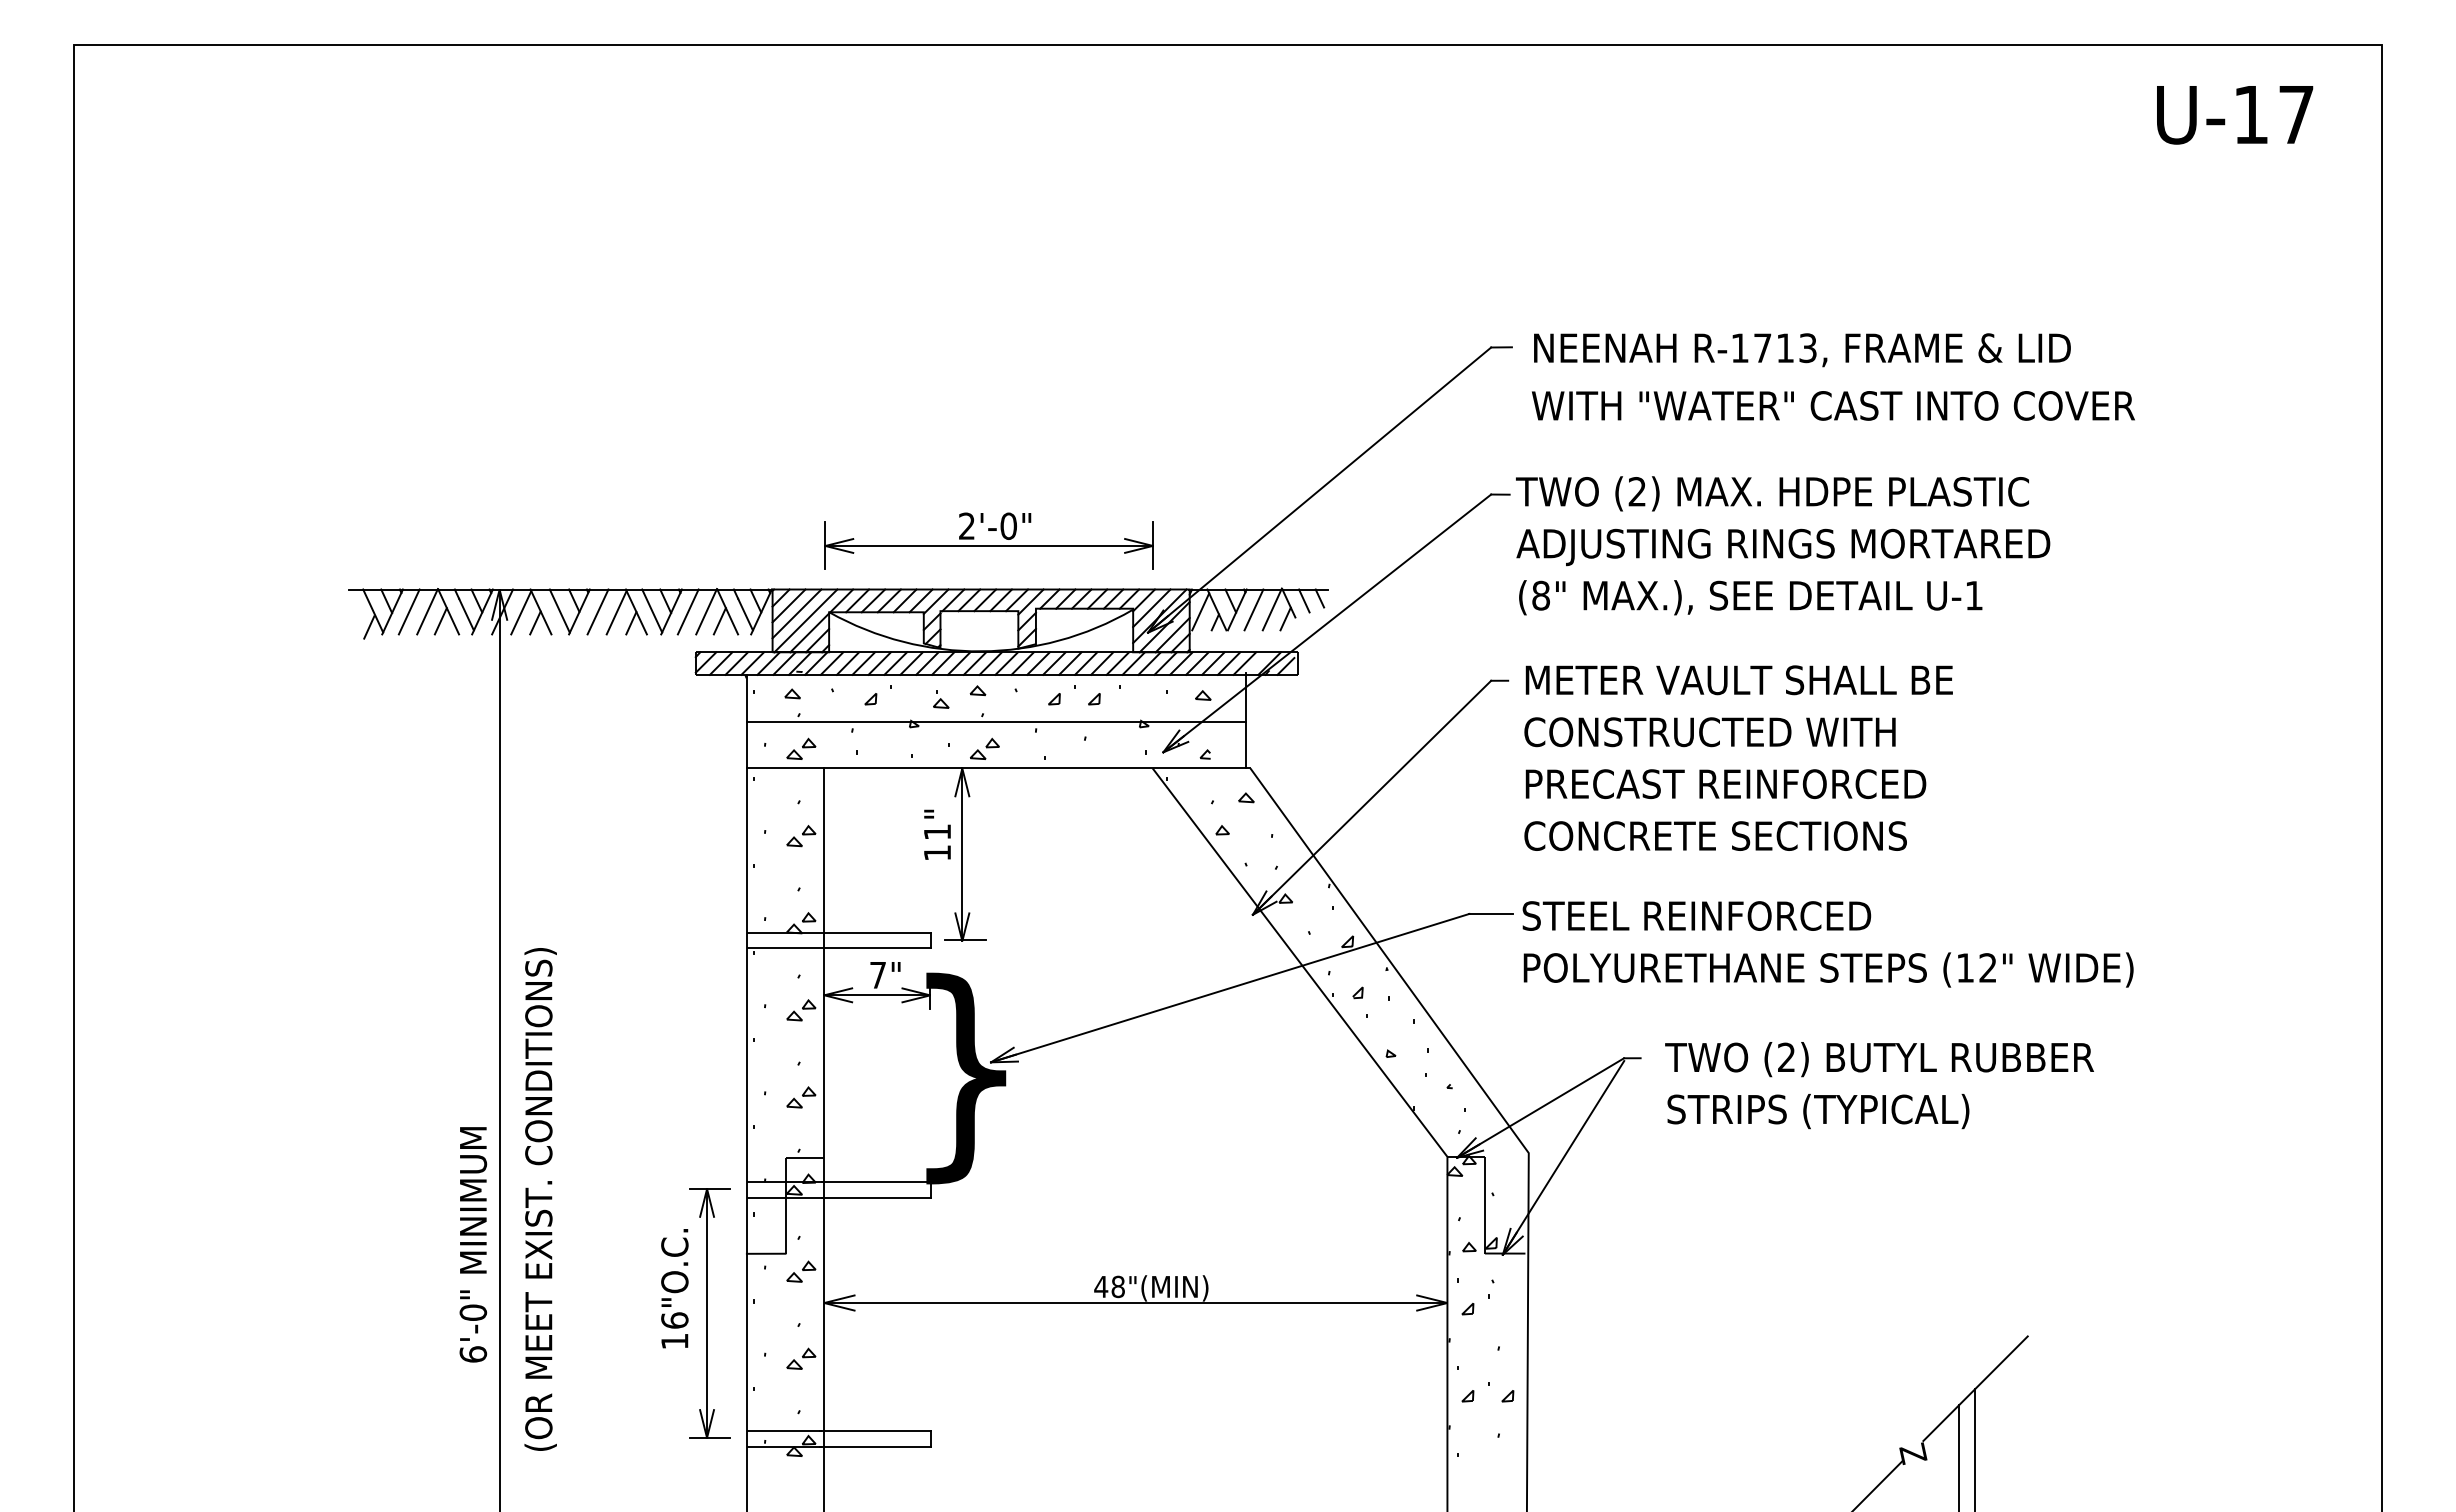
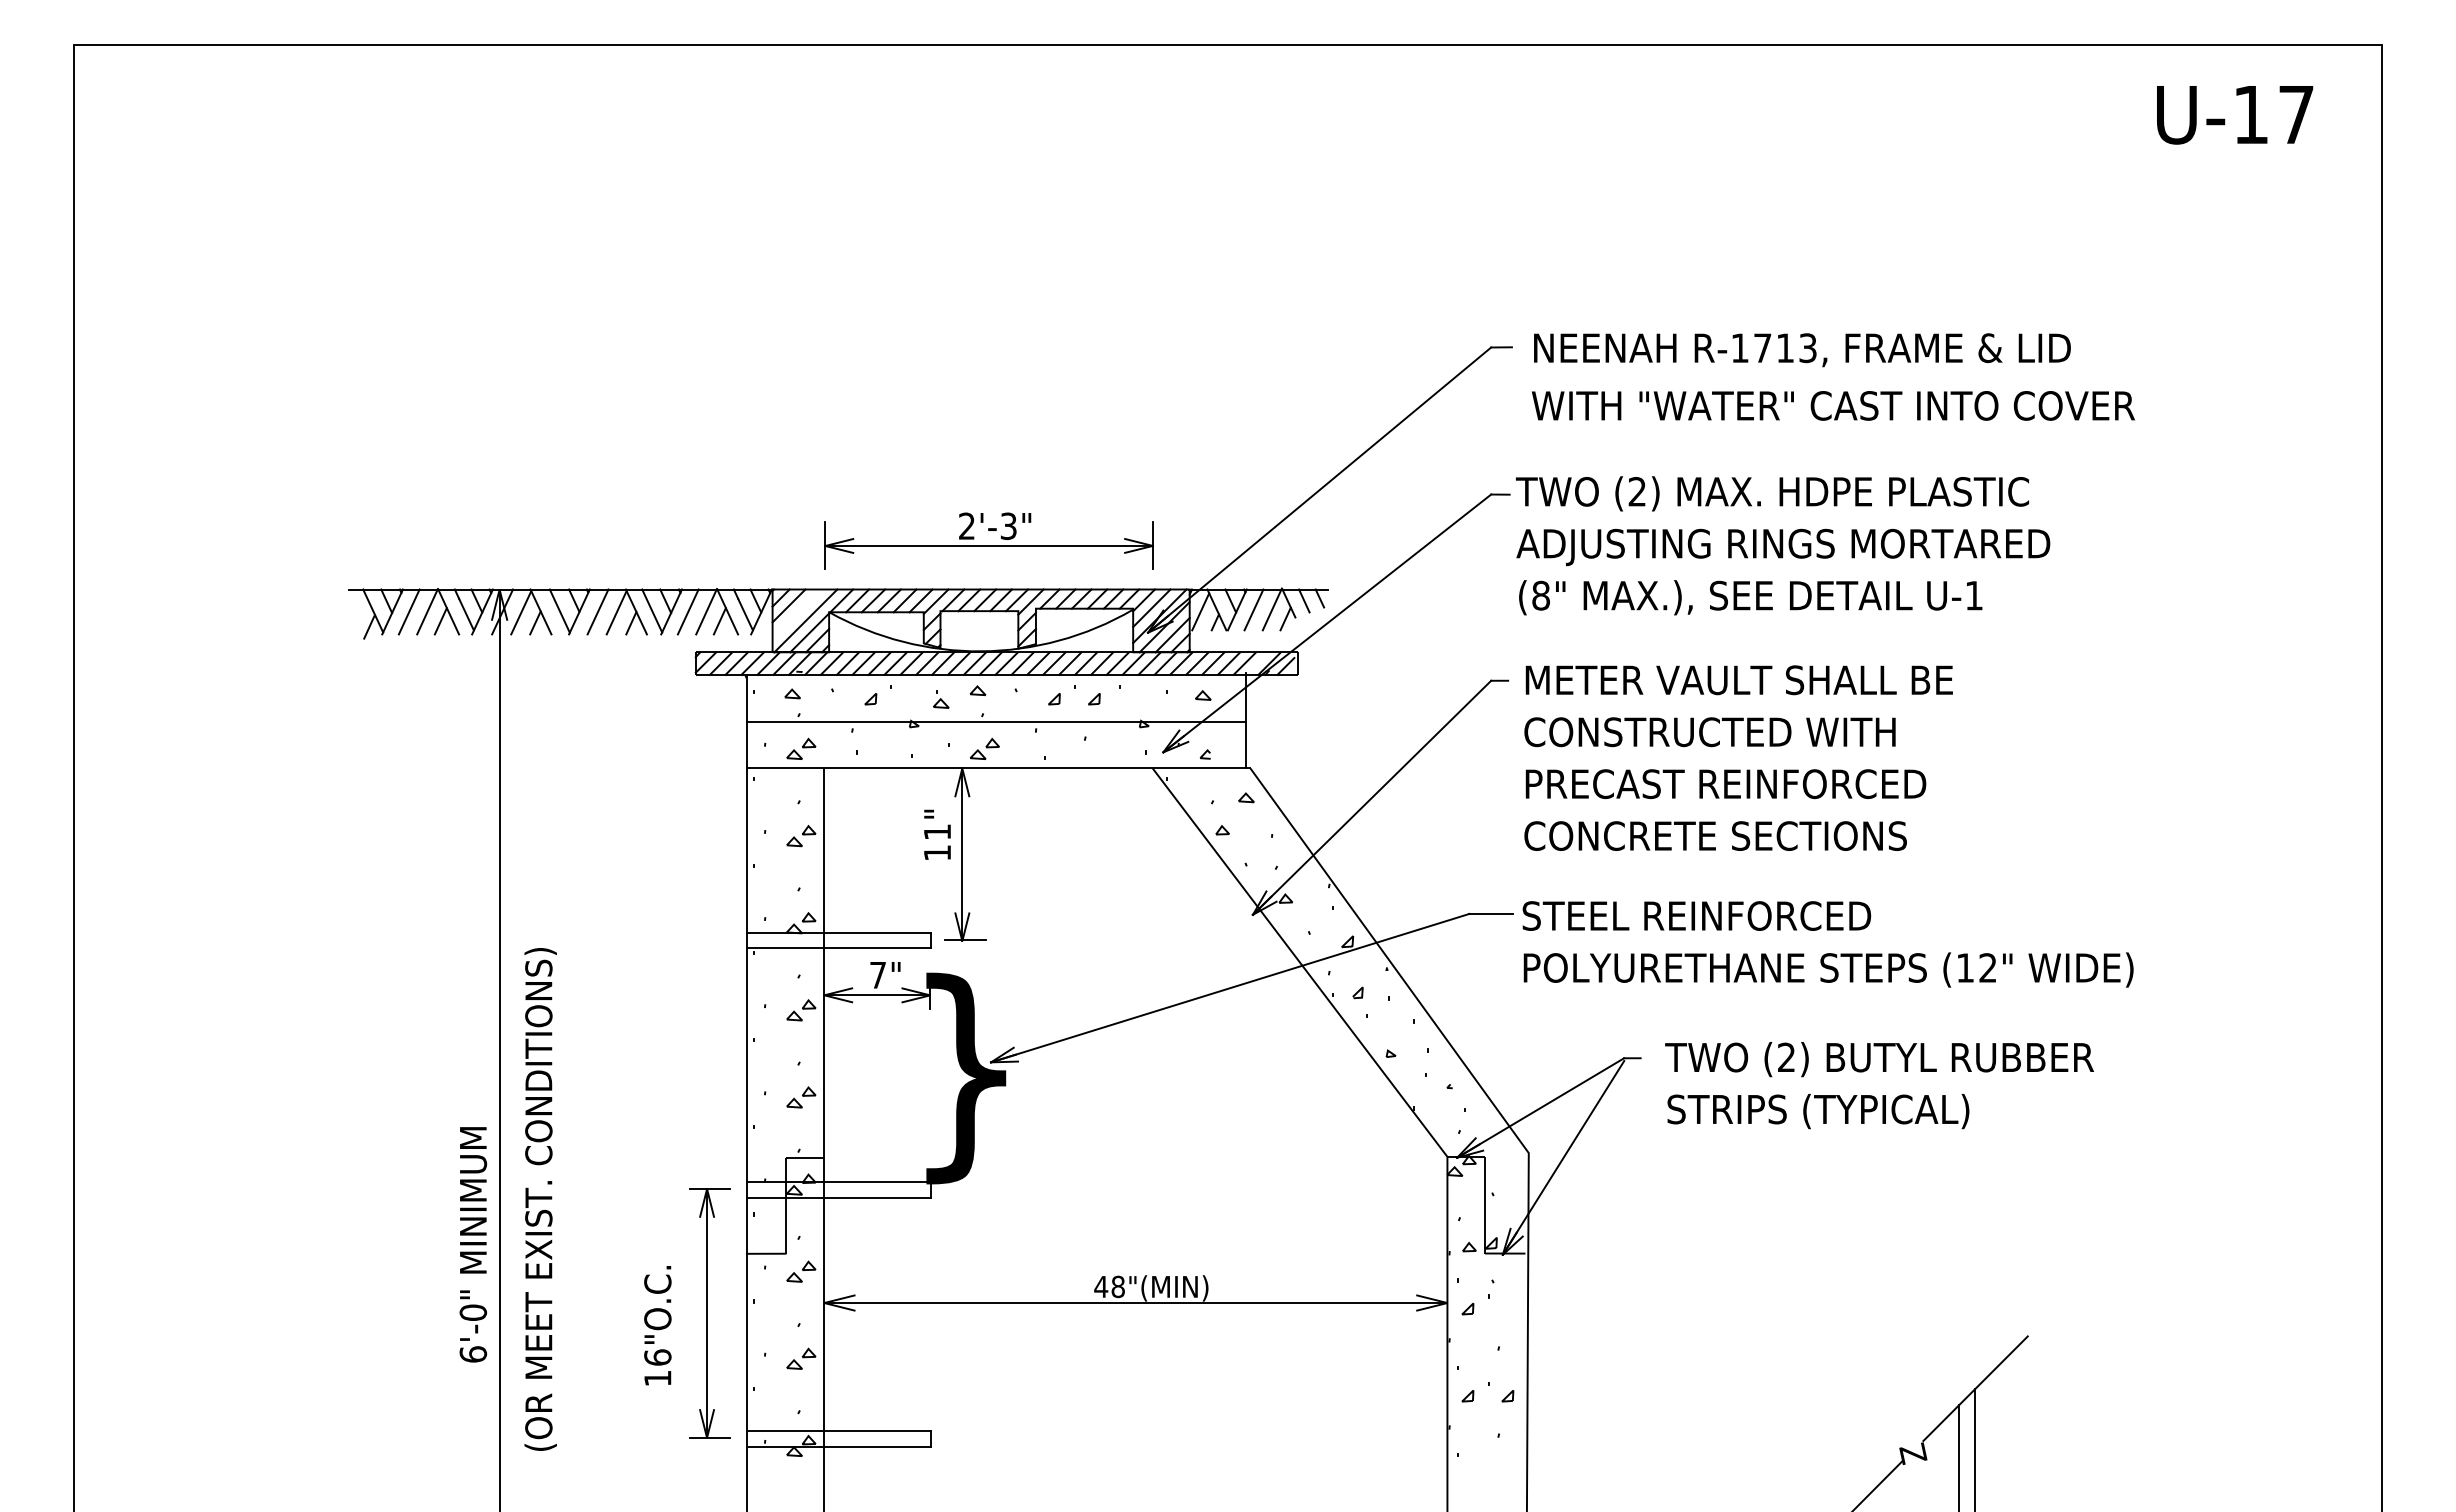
text: 2'-0" -> 2'-3" (1008, 526)
line: present -> none (796, 613)
text position: (674, 1288) -> (657, 1325) (657, 1325)
